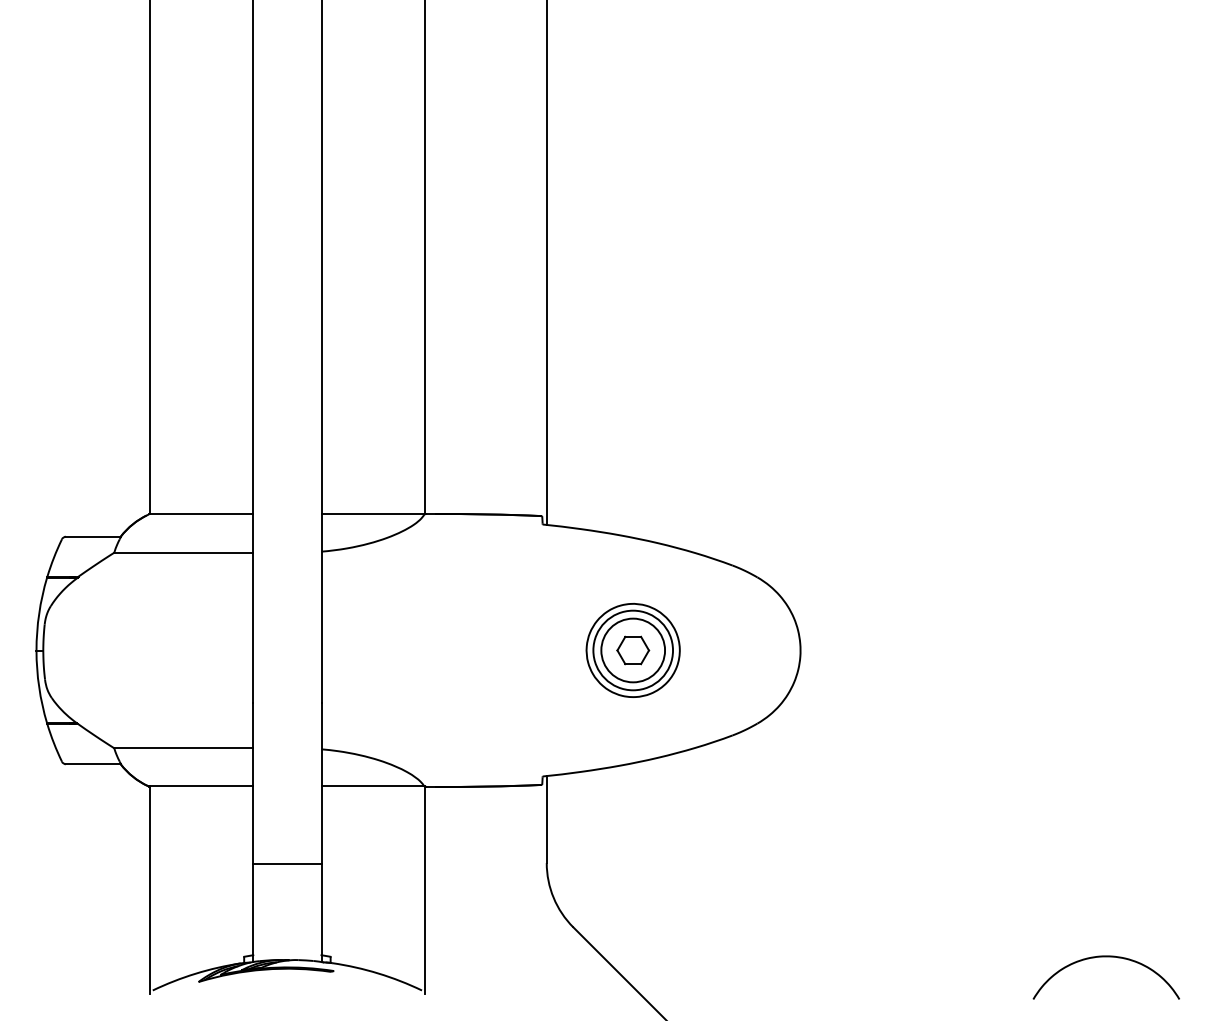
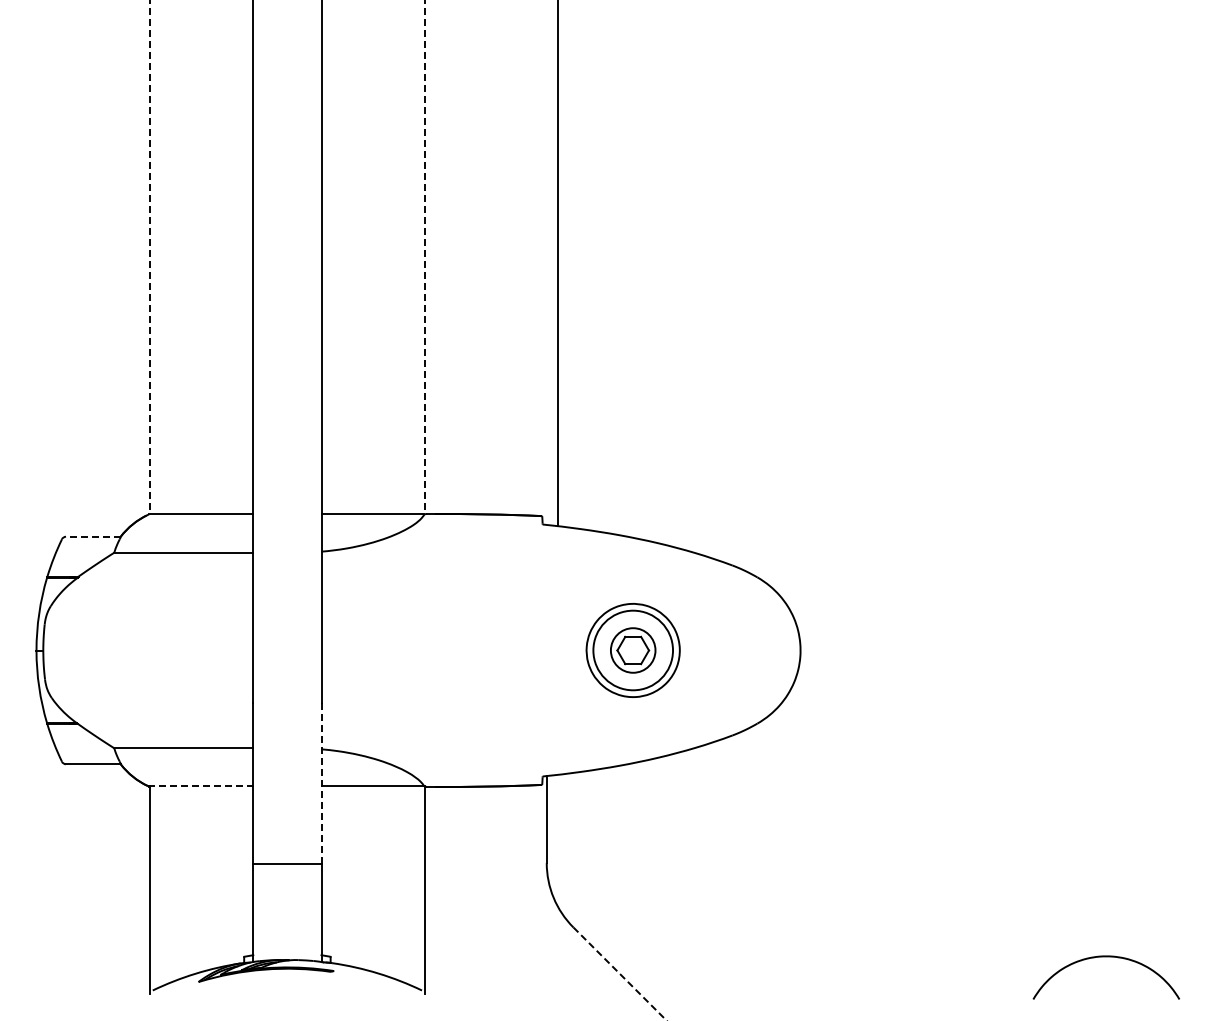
line: solid -> dashed (150, 257)
line: solid -> dashed (424, 257)
line position: (546, 263) -> (557, 263) (557, 263)
line: solid -> dashed (92, 536)
circle diameter: 64 px -> 45 px (632, 650)
line: solid -> dashed (321, 783)
line: solid -> dashed (200, 785)
line: solid -> dashed (619, 973)
